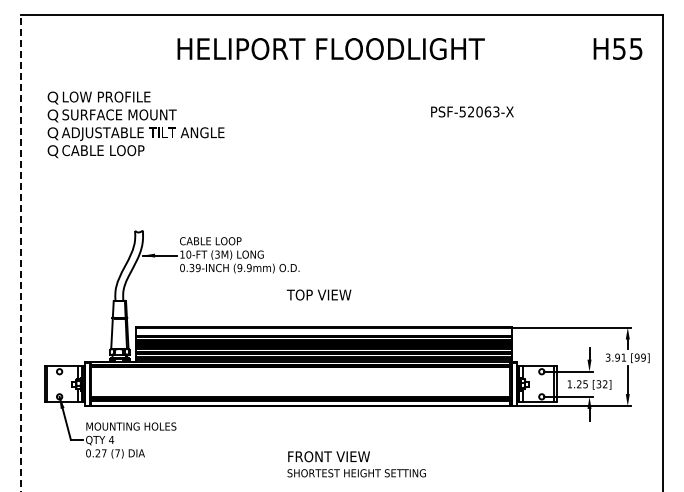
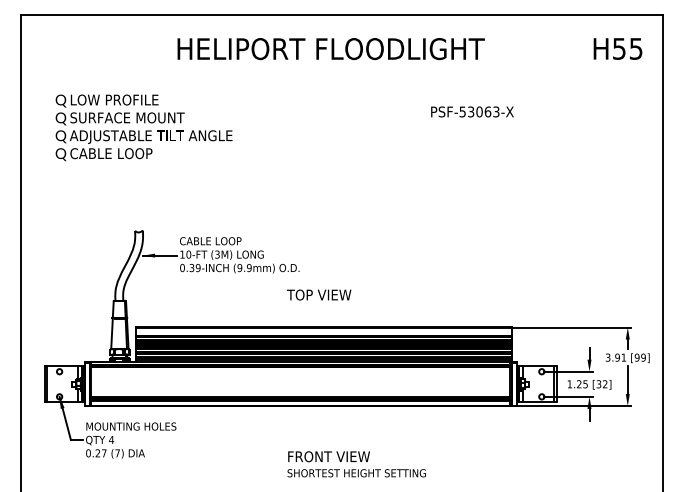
text: PSF-52063-X -> PSF-53063-X (471, 112)
text position: (135, 124) -> (143, 127) (143, 127)
line: dashed -> solid (20, 252)
